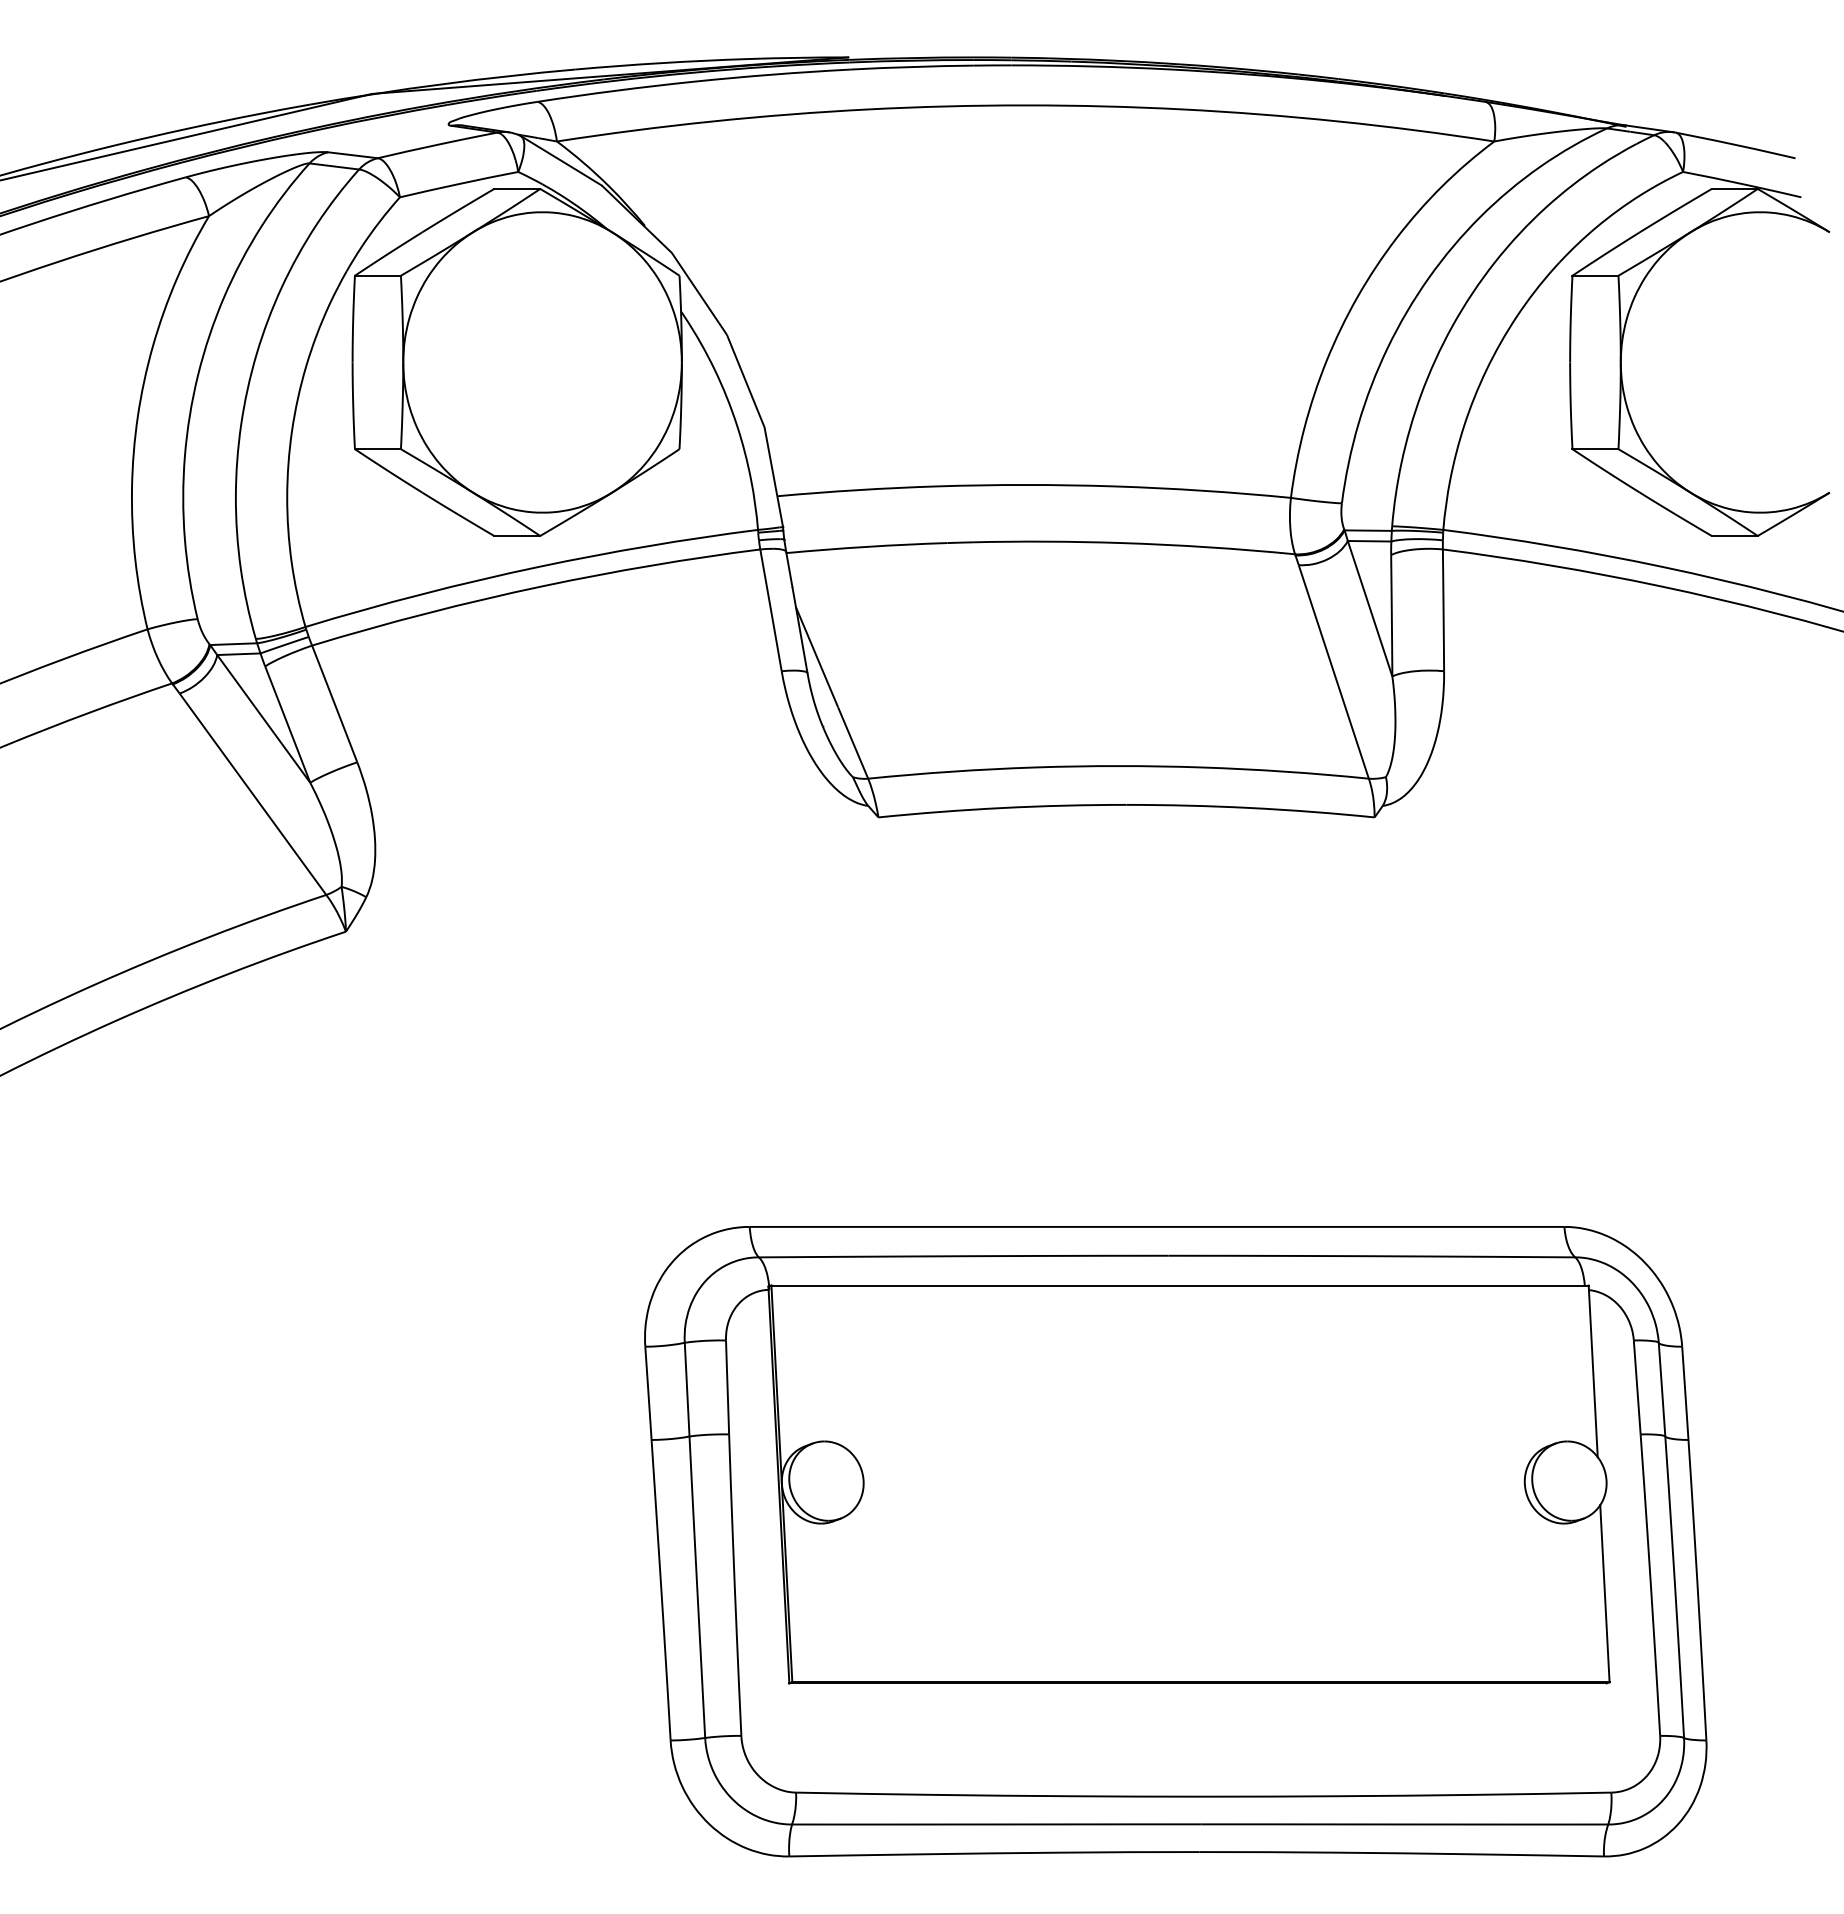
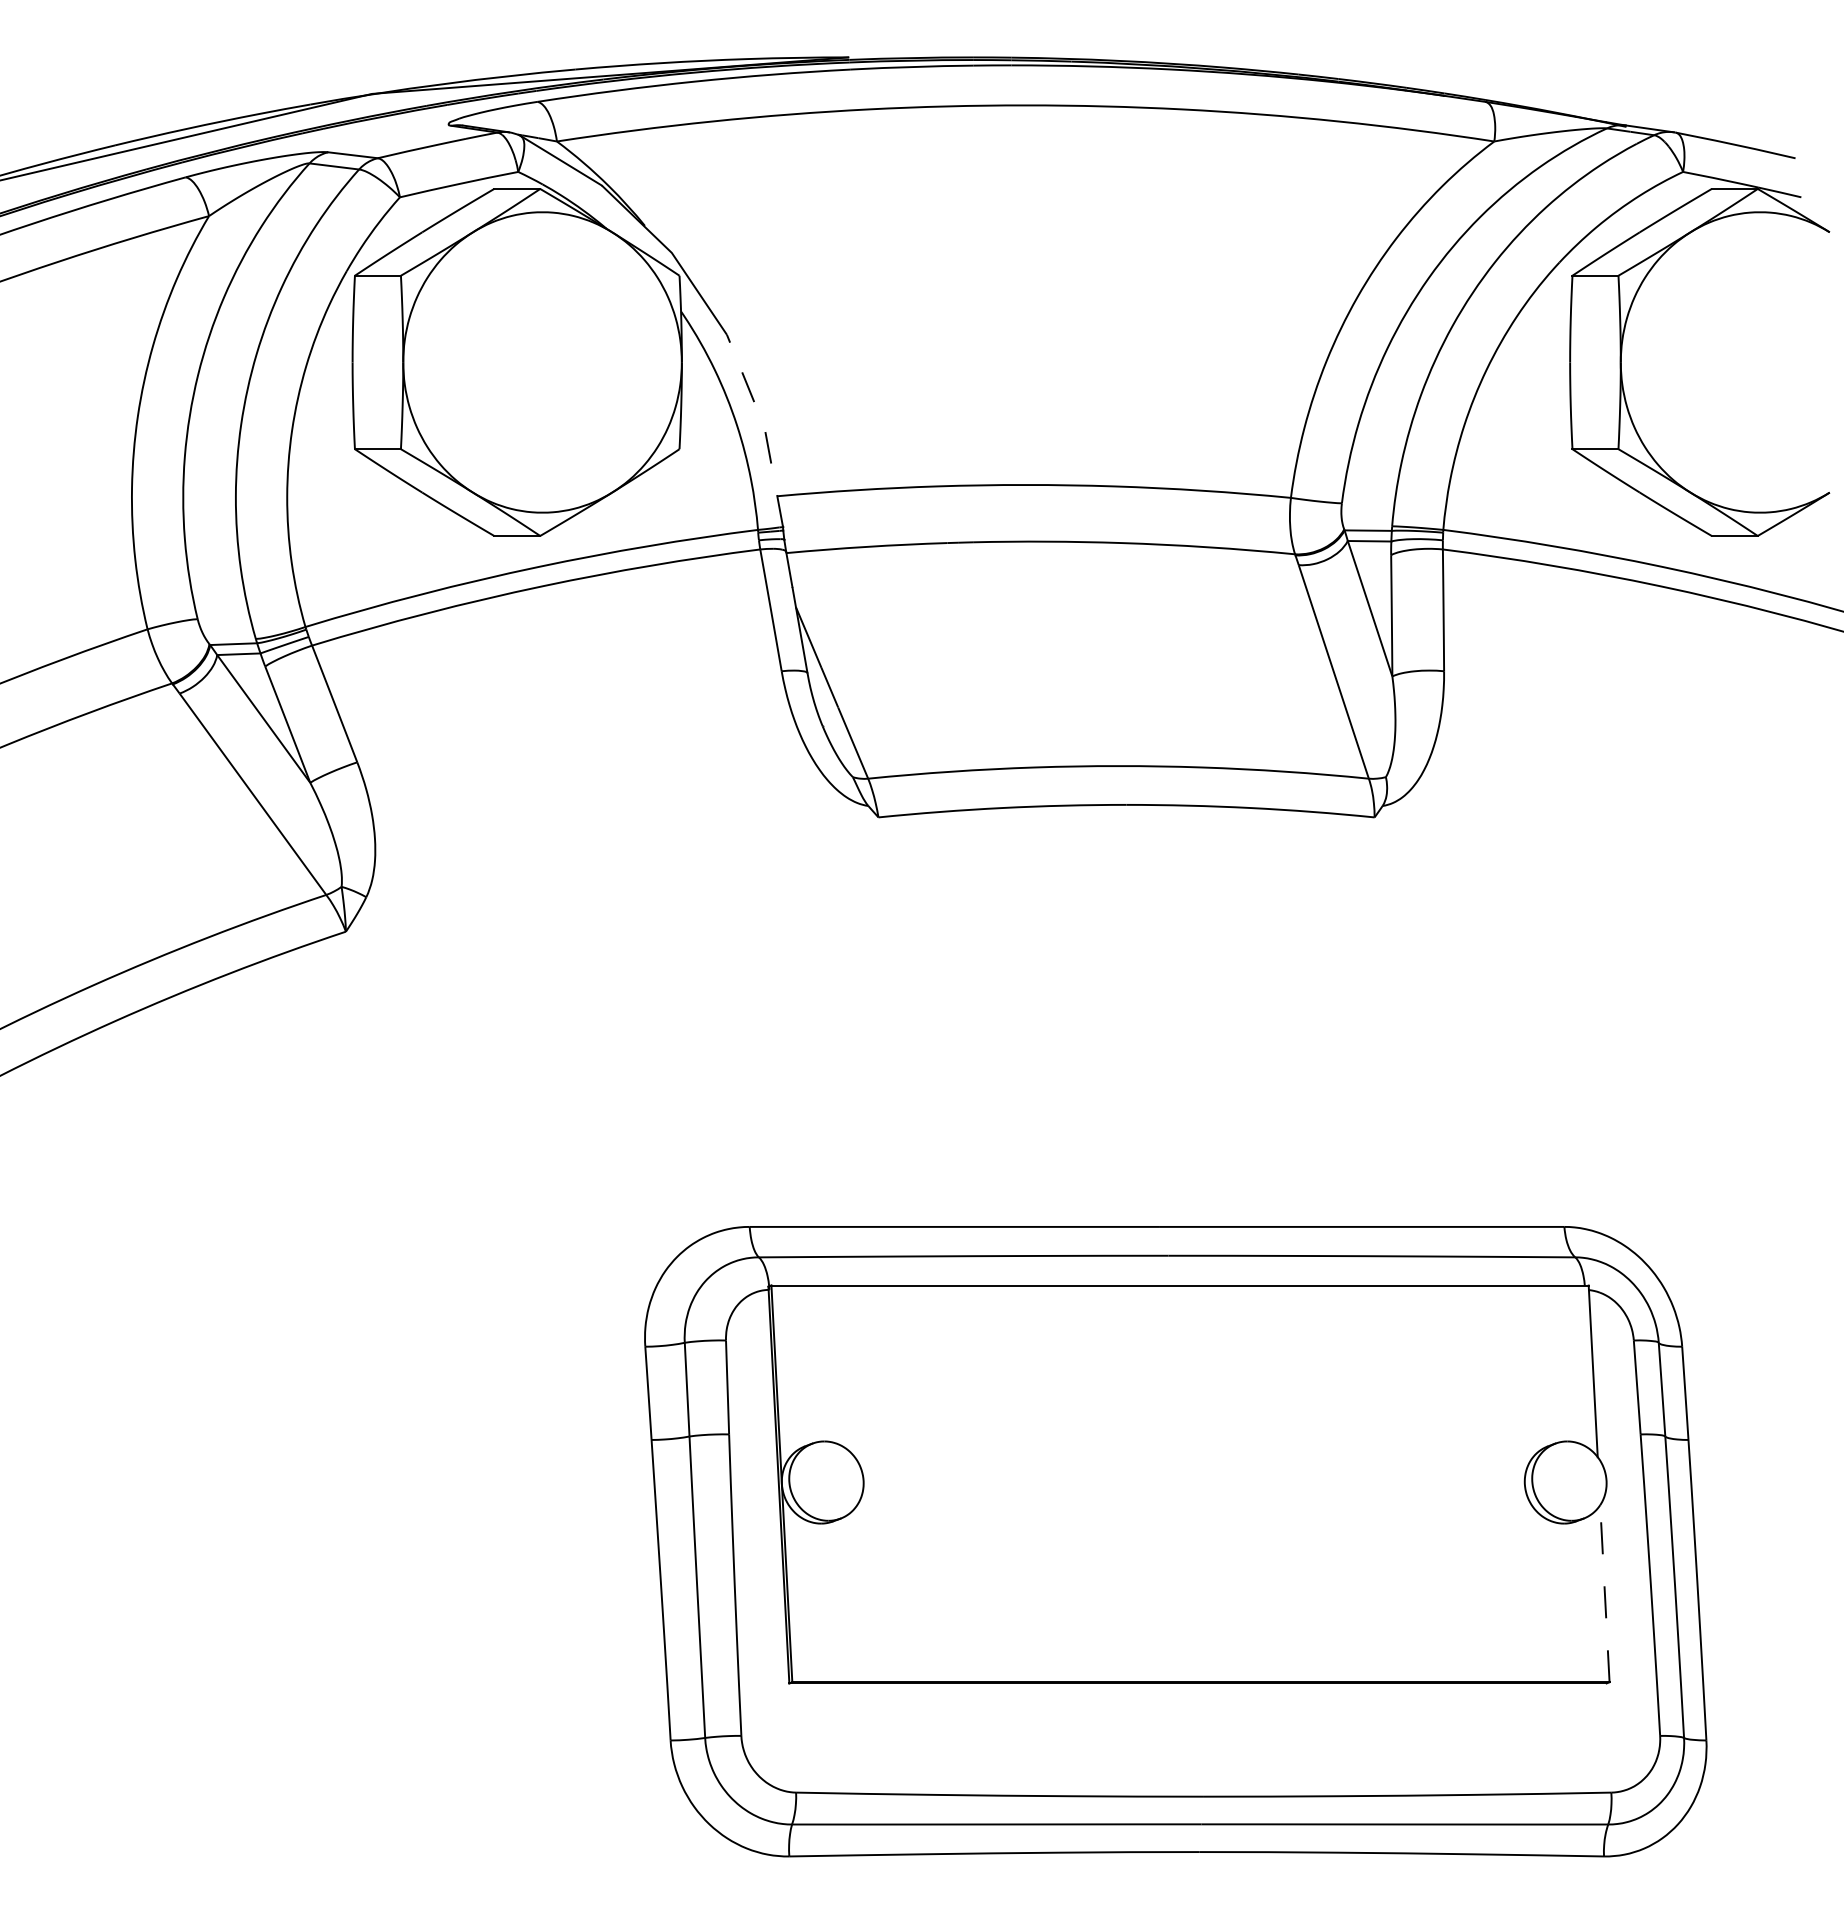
line: solid -> dashed (764, 427)
line: solid -> dashed (1604, 1593)
